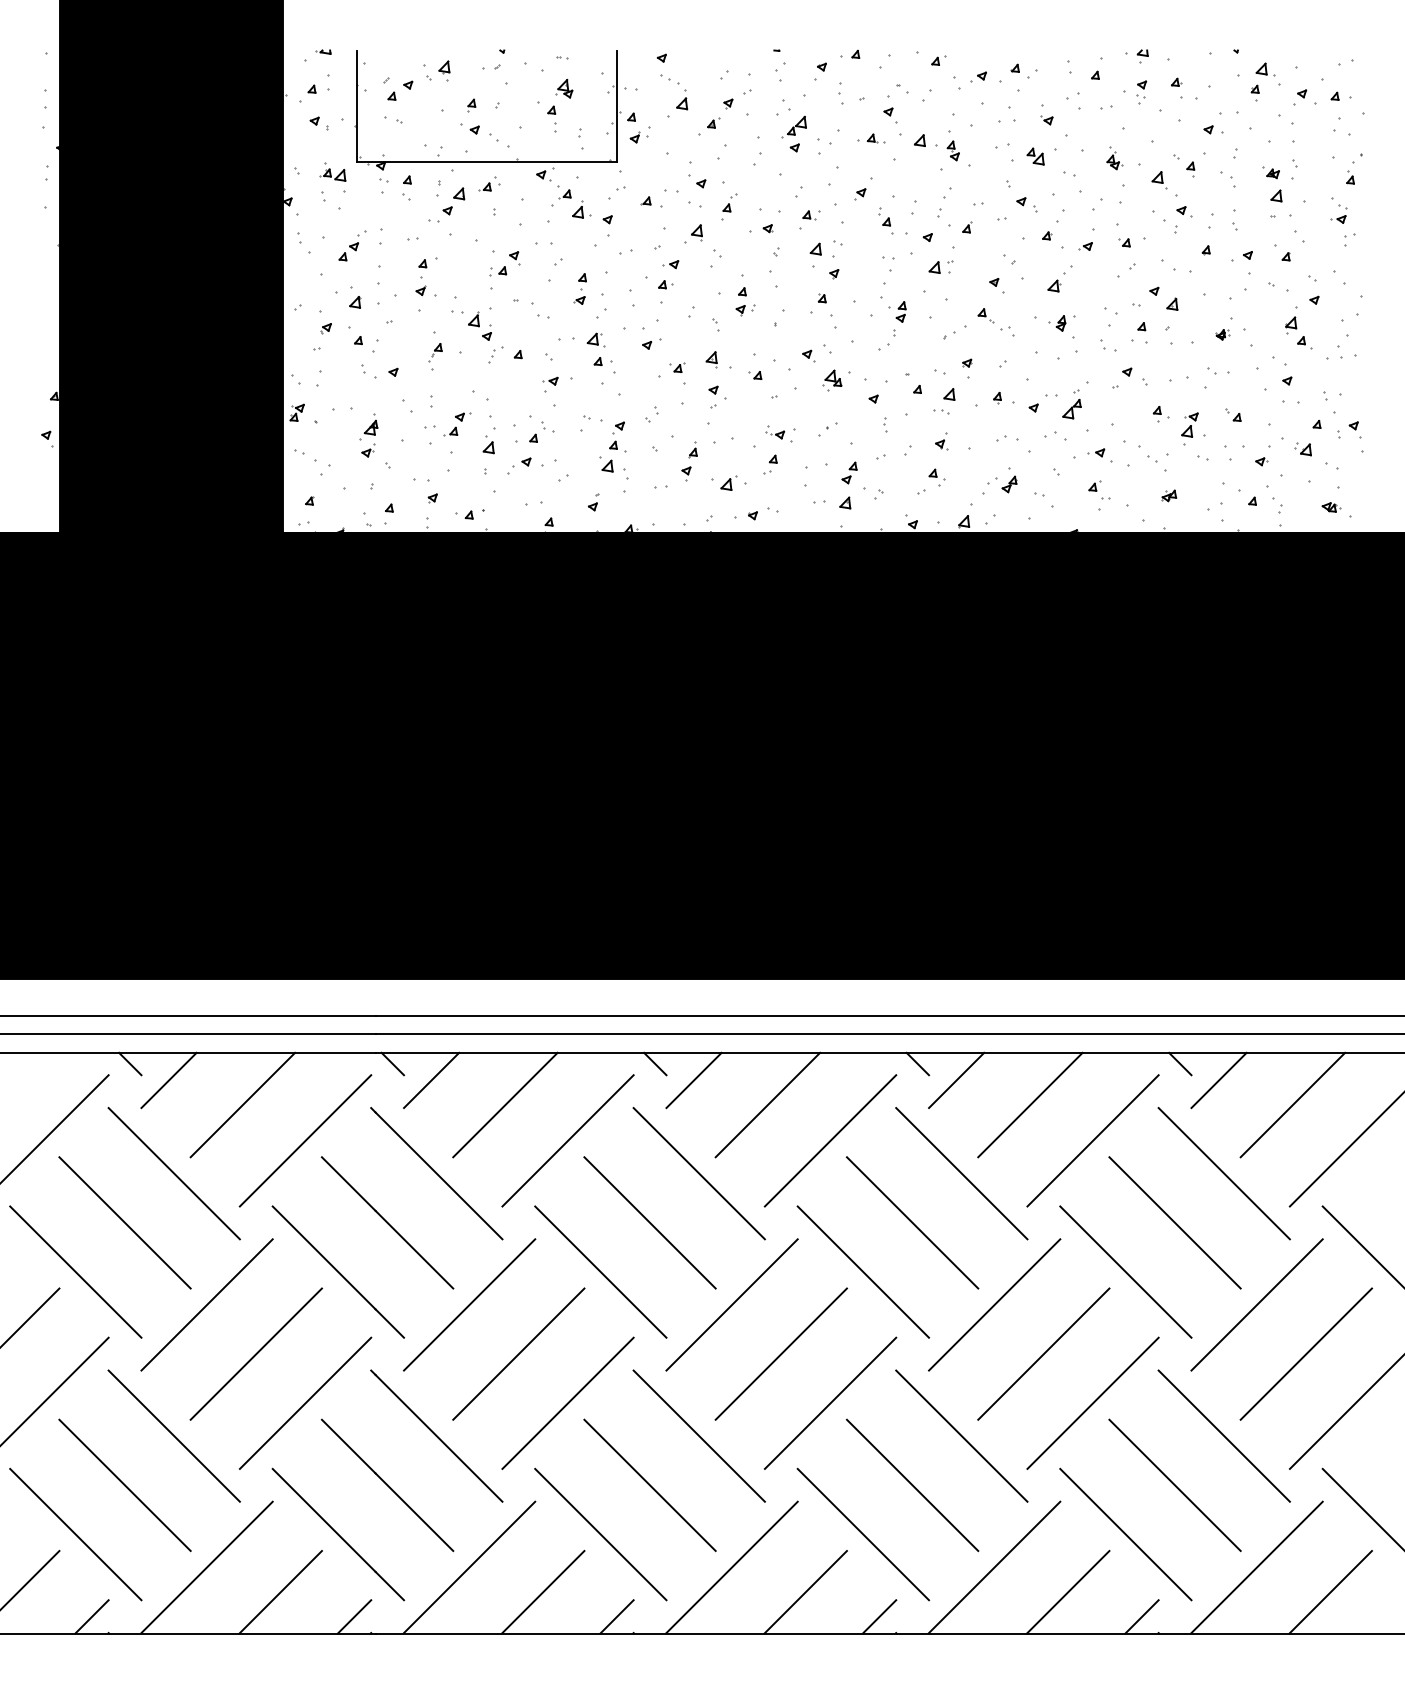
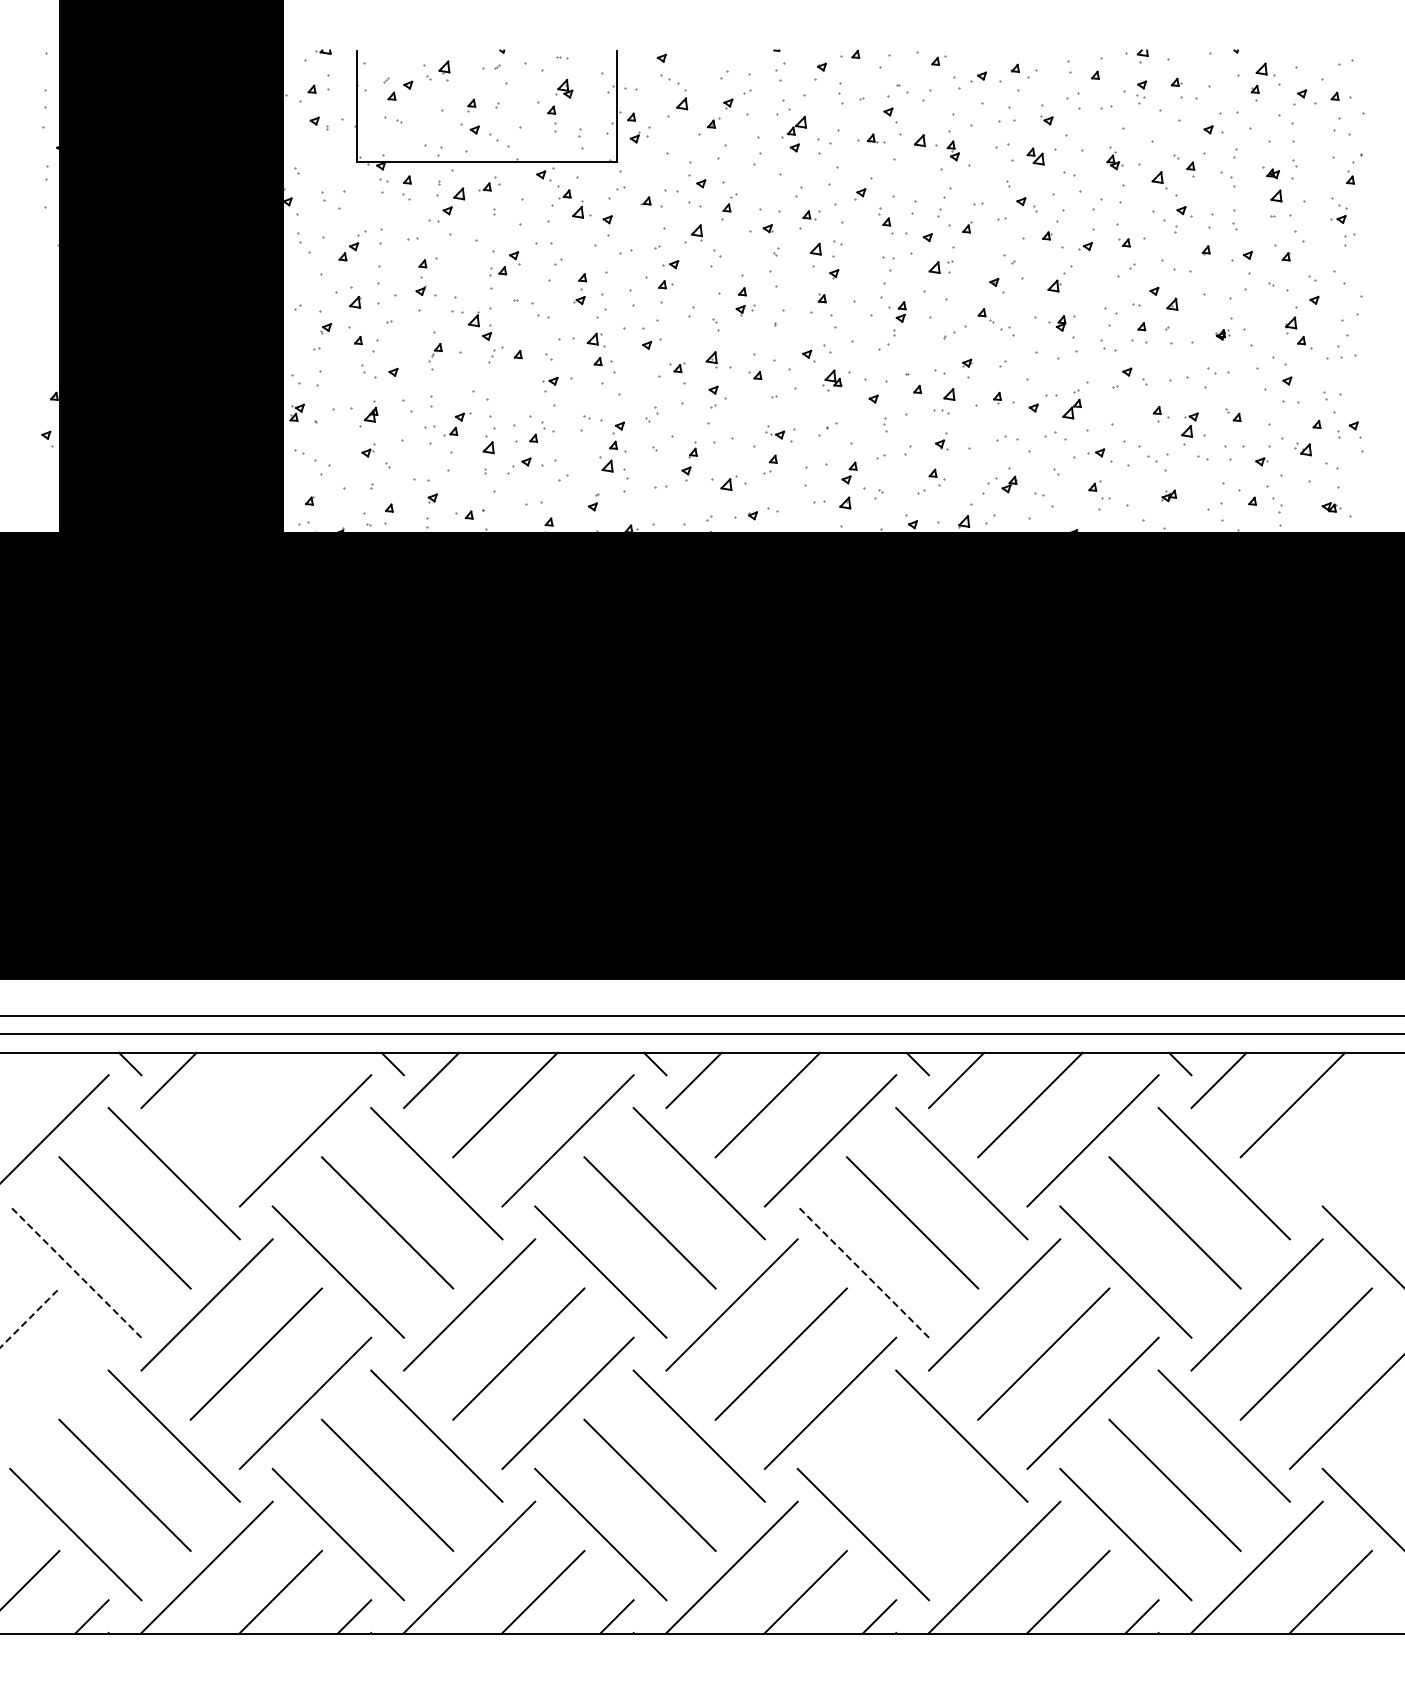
part: present -> none (332, 171)
part position: (368, 426) -> (368, 413) (368, 413)
line: present -> none (242, 1104)
line: present -> none (1345, 1150)
line: solid -> dashed (75, 1272)
line: solid -> dashed (863, 1272)
line: solid -> dashed (29, 1318)
line: present -> none (55, 1390)
line: present -> none (912, 1484)
